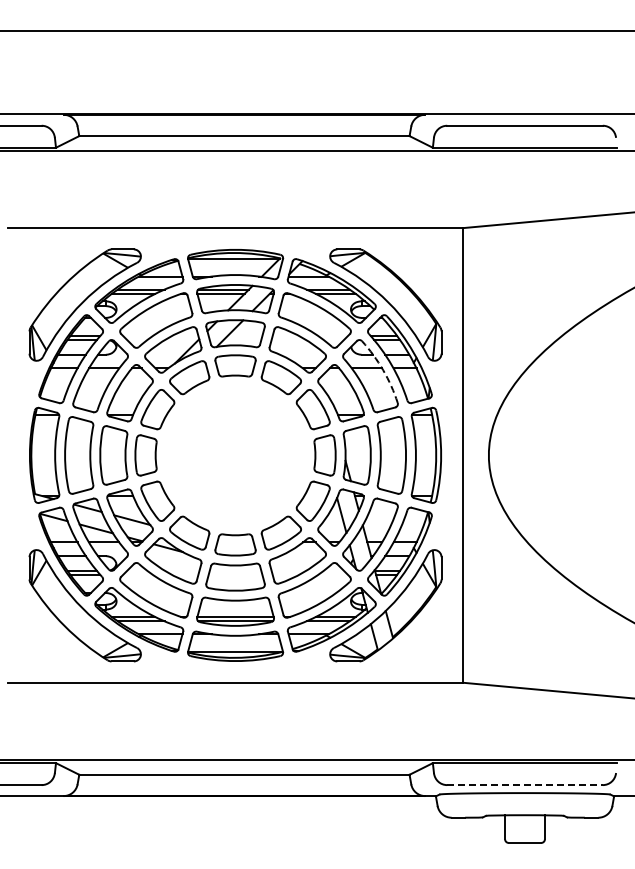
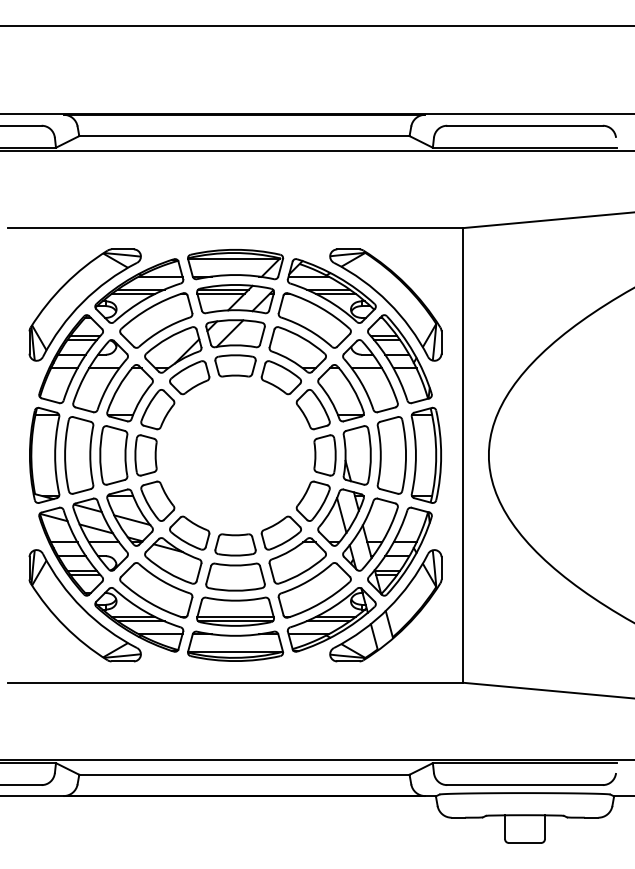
line position: (316, 31) -> (316, 26) (316, 26)
arc: dashed -> solid (383, 370)
line: dashed -> solid (525, 785)
